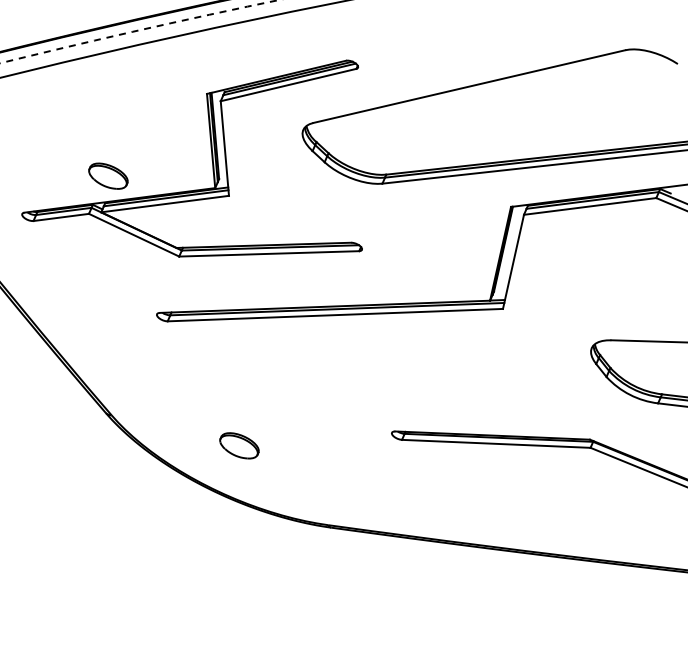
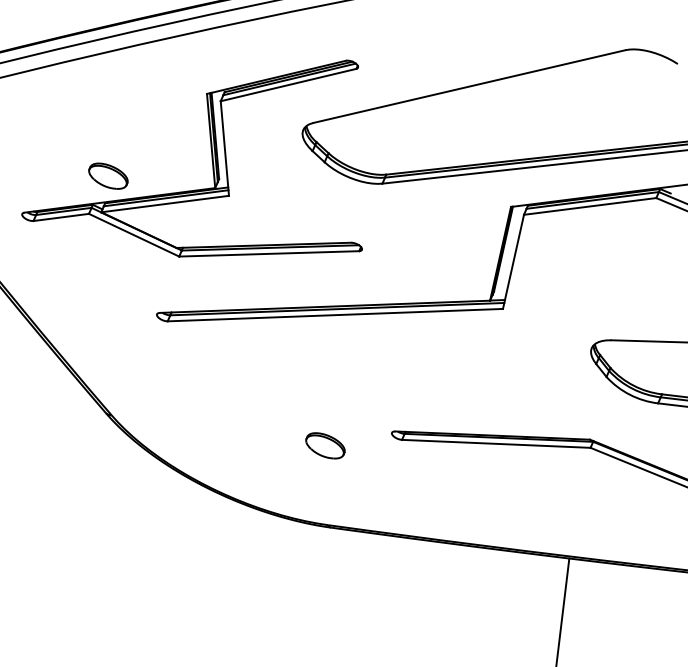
arc: dashed -> solid (139, 30)
part position: (239, 445) -> (325, 445) (325, 445)
line: none -> present (562, 610)
